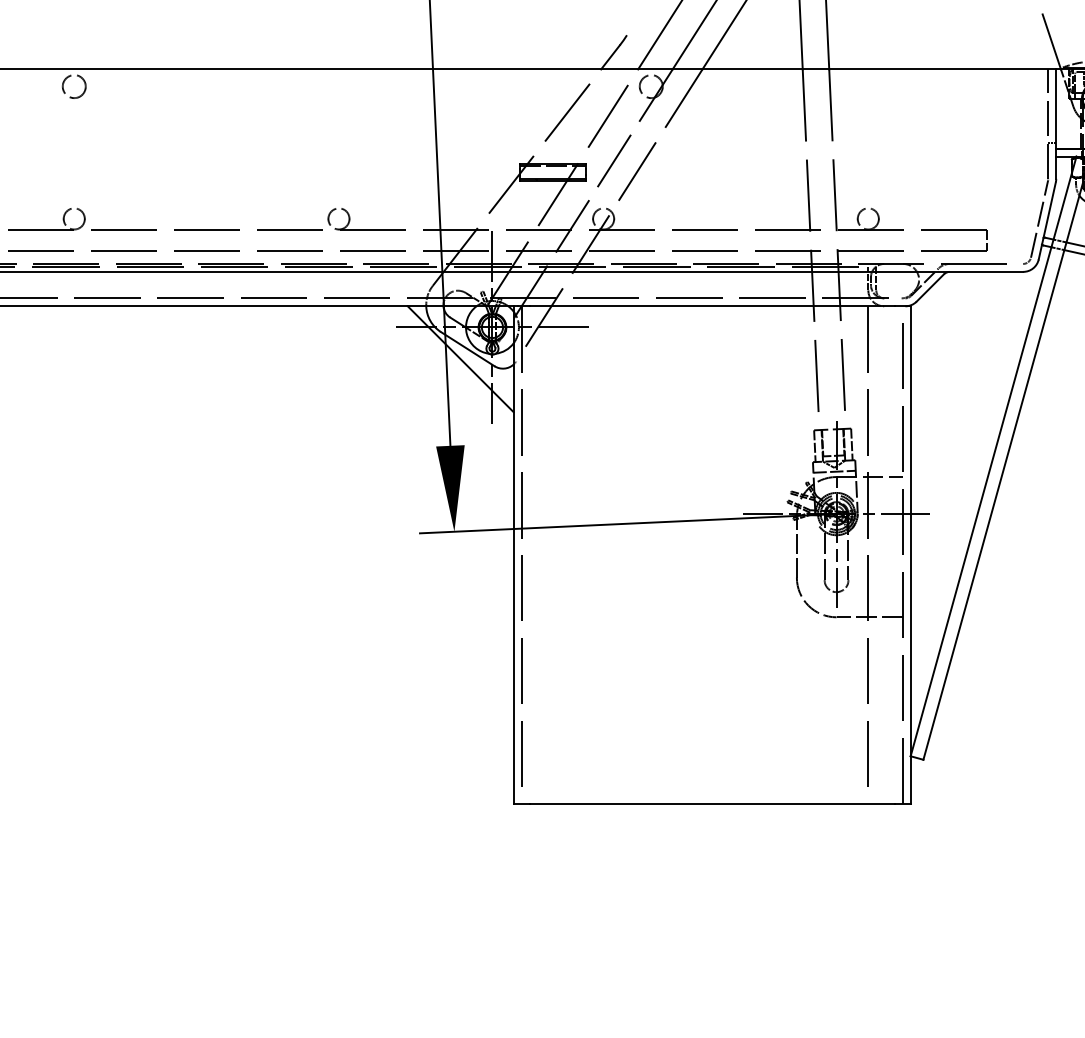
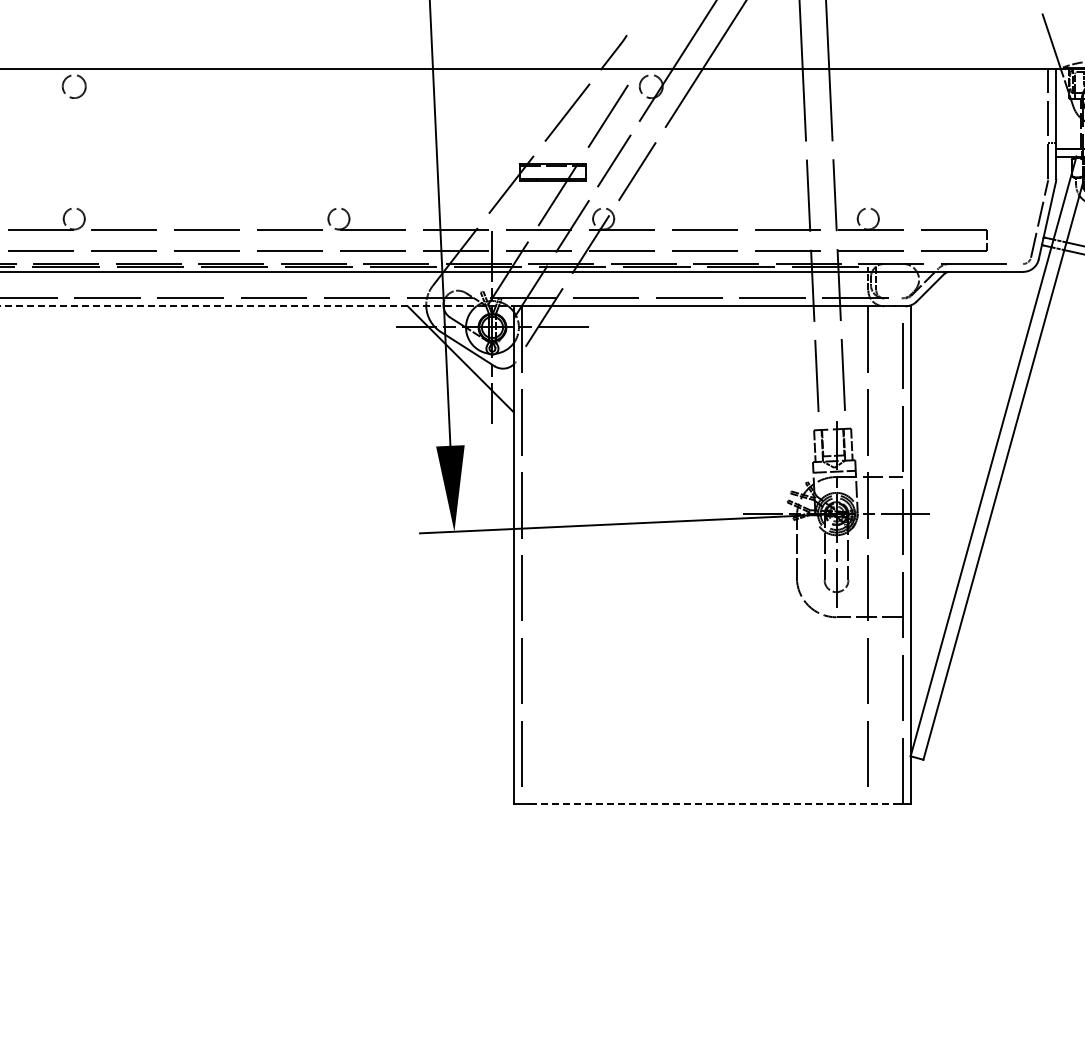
line: present -> none (659, 35)
line: solid -> dashed (258, 306)
line: solid -> dashed (712, 803)
